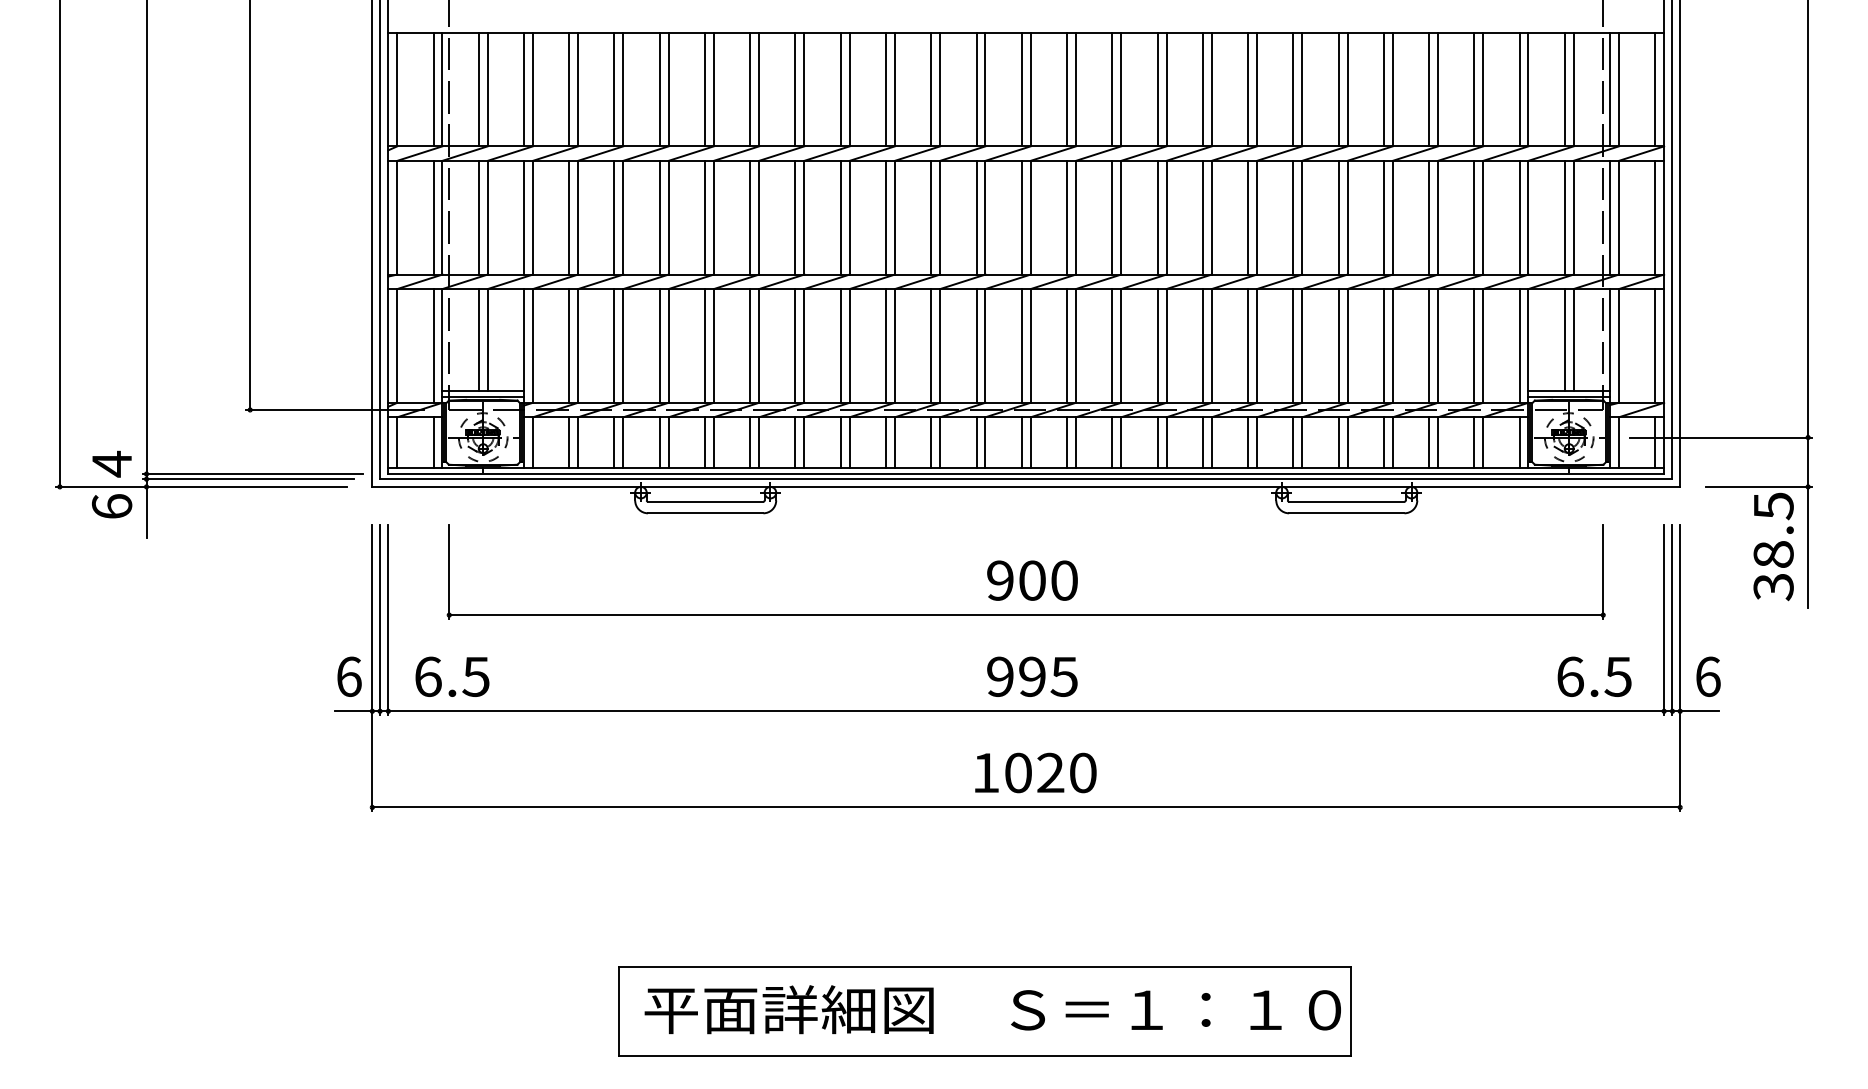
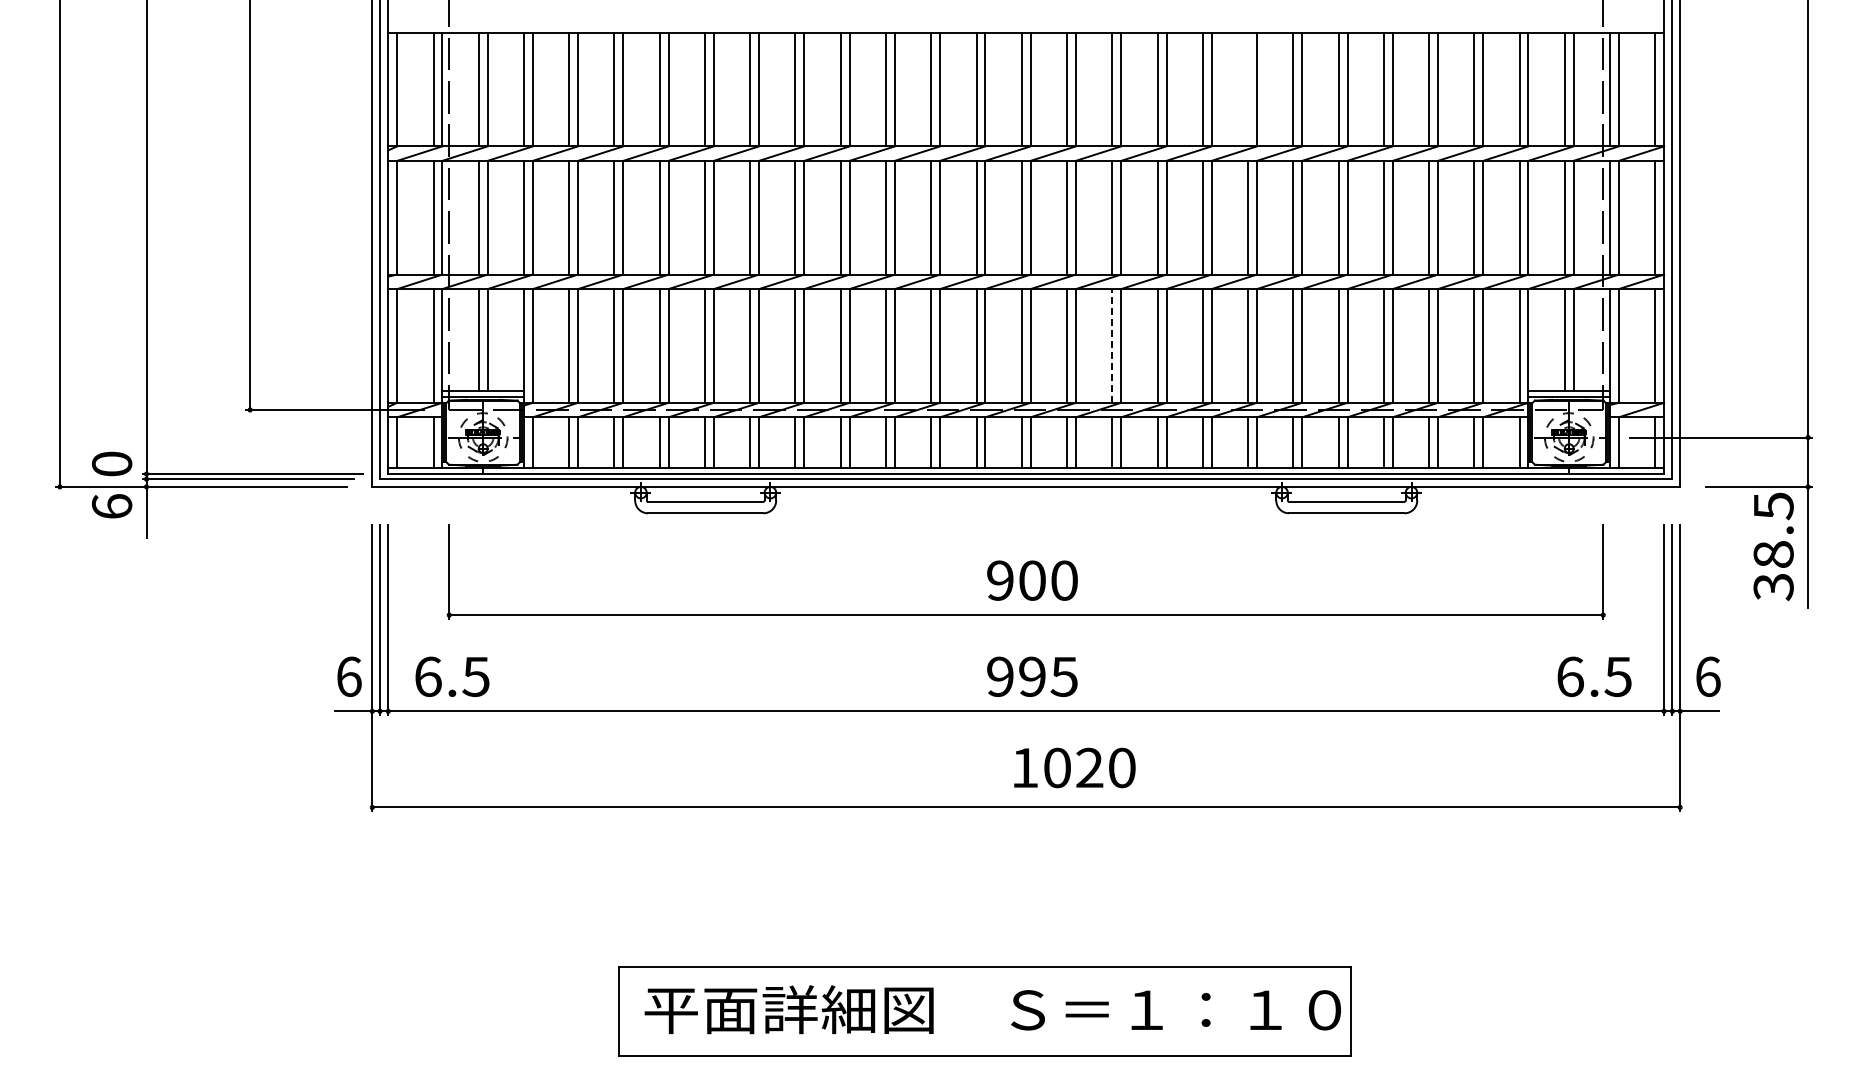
line: present -> none (1248, 89)
line: solid -> dashed (1112, 345)
text: 4 -> 0 (112, 463)
text position: (1035, 772) -> (1074, 767) (1074, 767)
